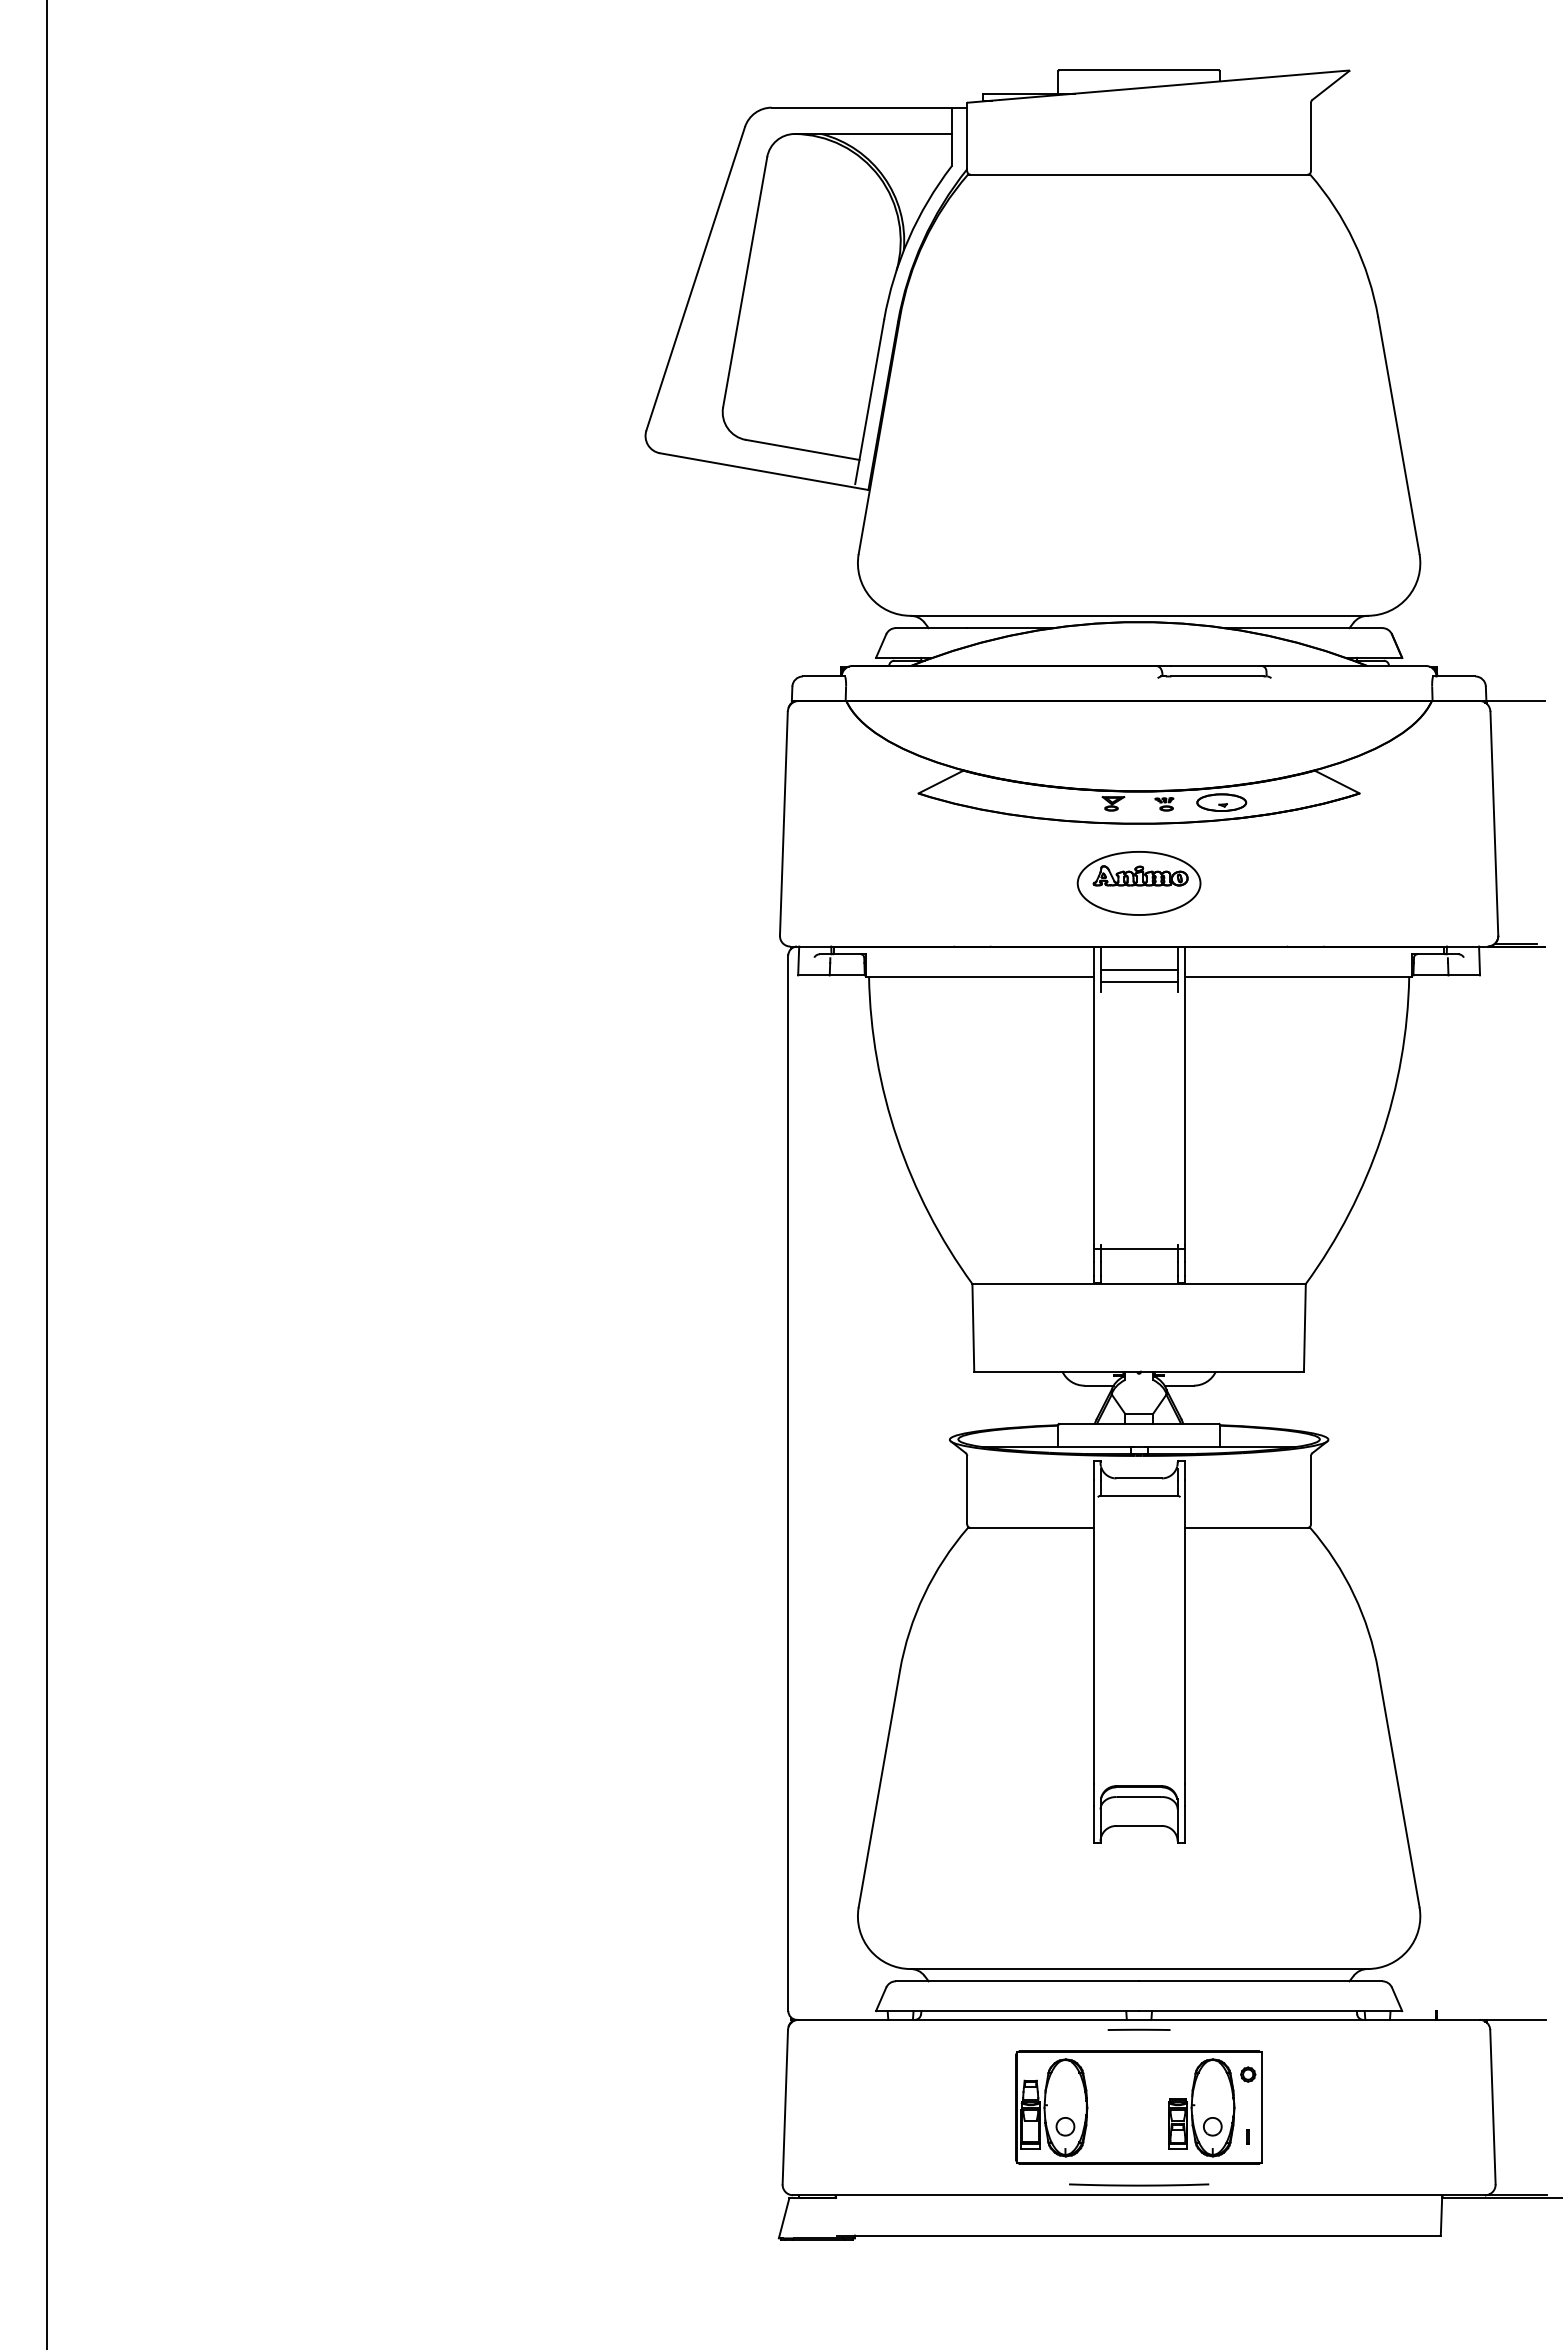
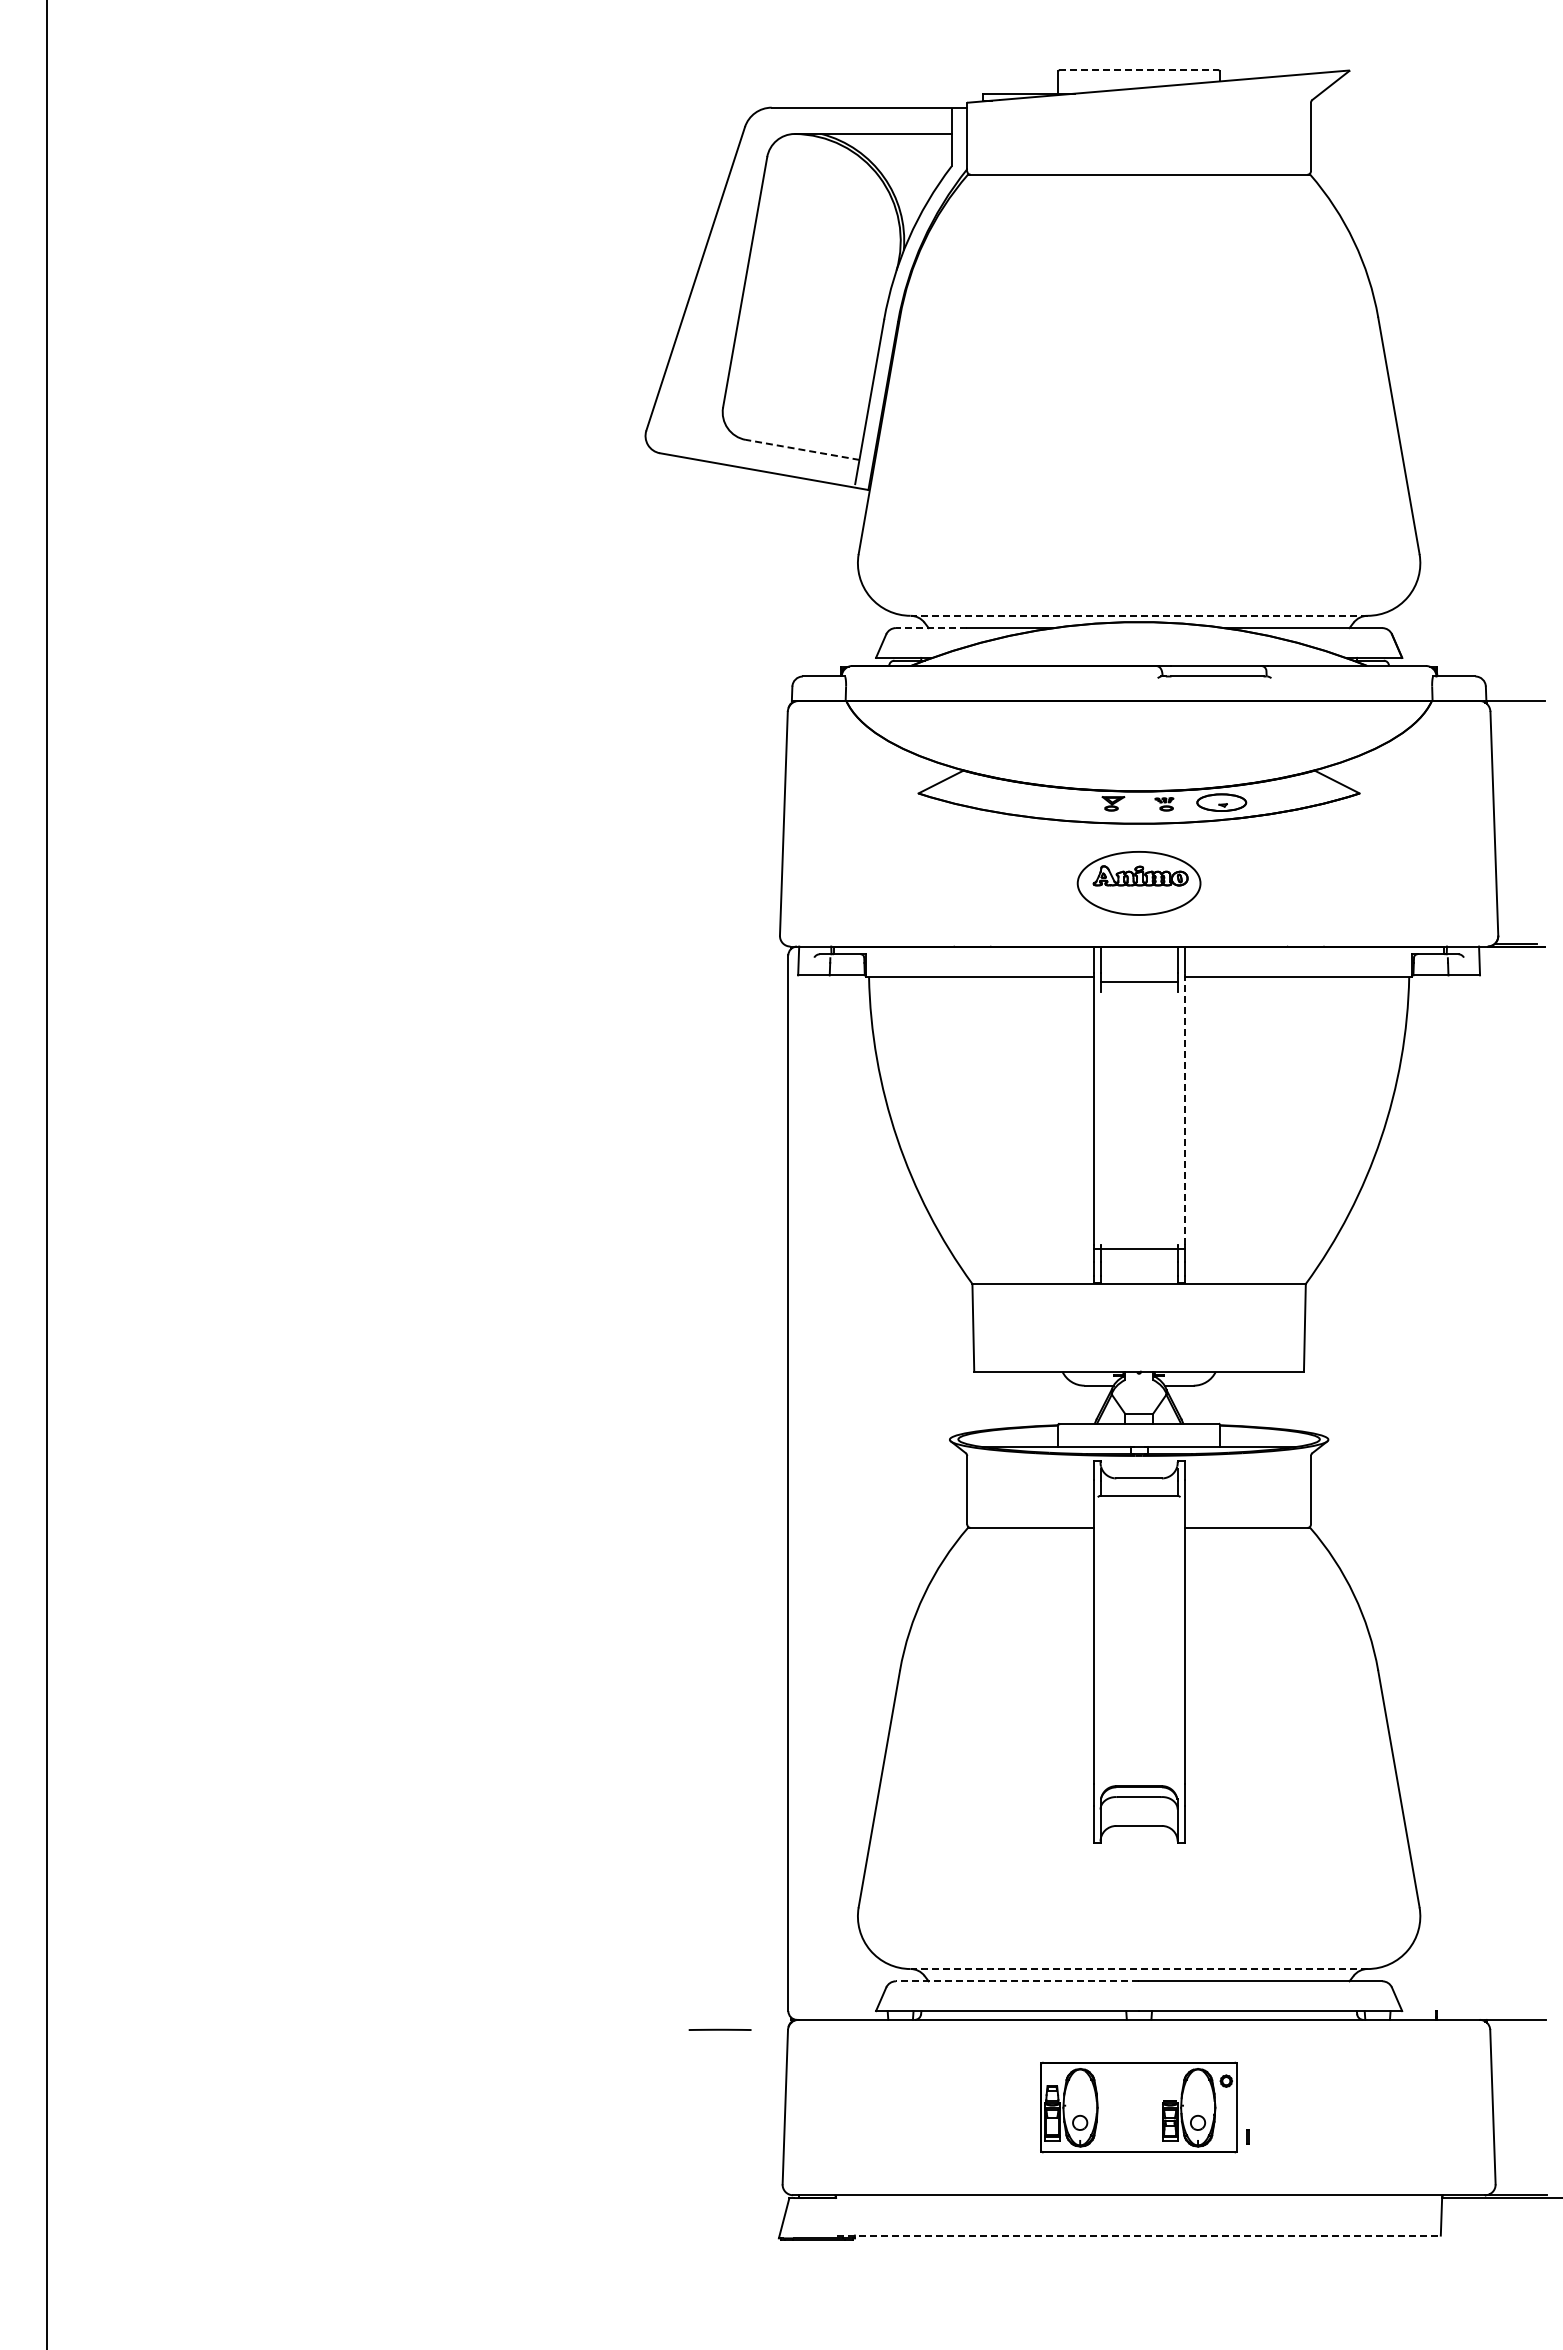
line: solid -> dashed (1139, 70)
line: solid -> dashed (802, 449)
line: solid -> dashed (1139, 615)
line: solid -> dashed (931, 628)
line: present -> none (1138, 970)
line: solid -> dashed (1184, 1108)
line: solid -> dashed (1139, 1969)
line: solid -> dashed (1017, 1981)
line position: (1138, 2029) -> (719, 2029) (719, 2029)
part size: 248x115 px -> 198x93 px (1138, 2107)
line: present -> none (1139, 2184)
line: solid -> dashed (1139, 2235)
